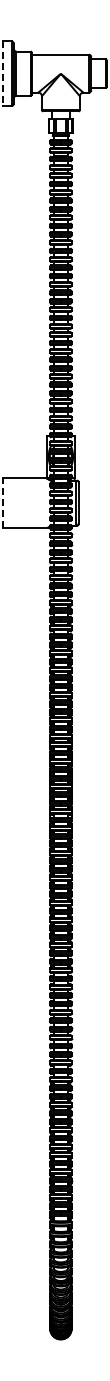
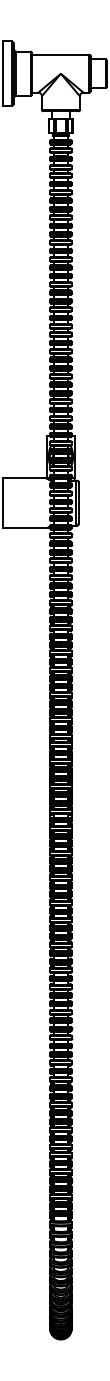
line: dashed -> solid (3, 74)
line: dashed -> solid (3, 502)
